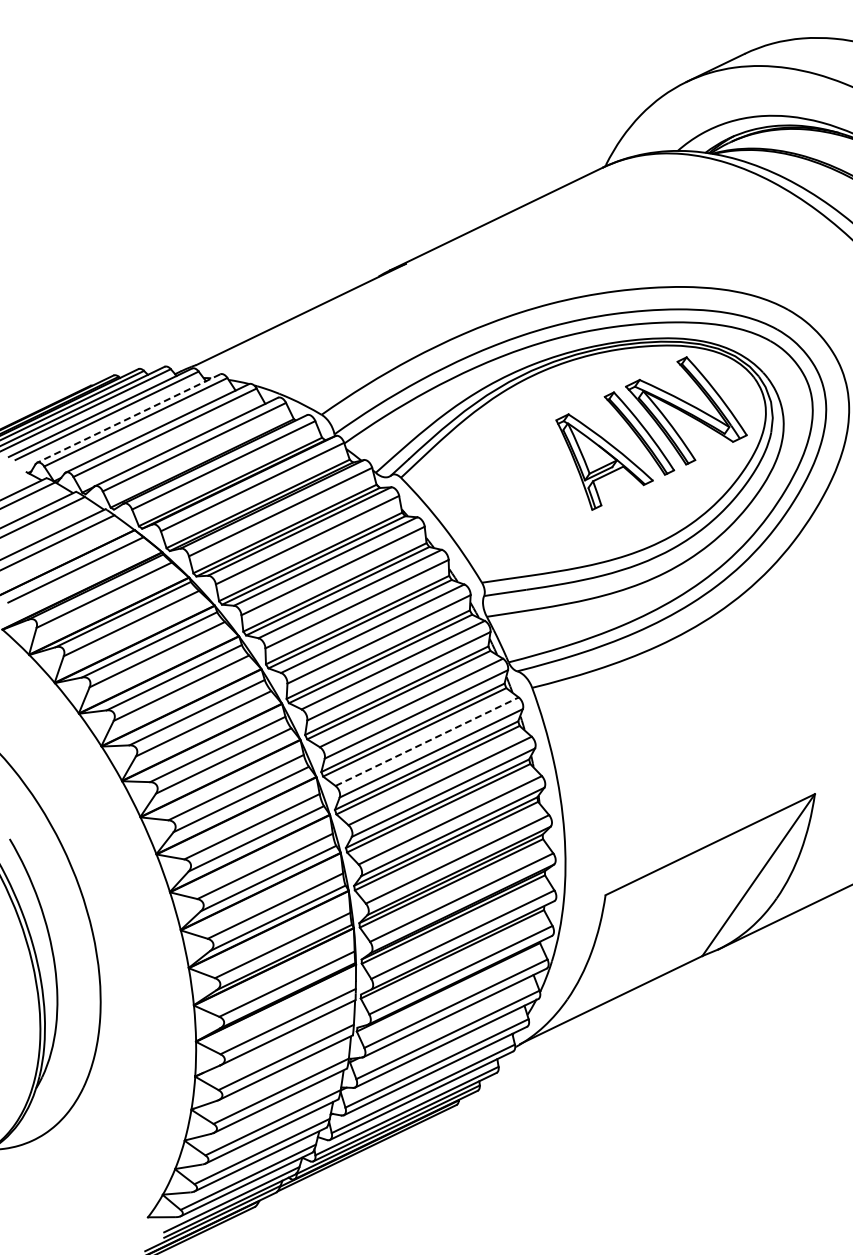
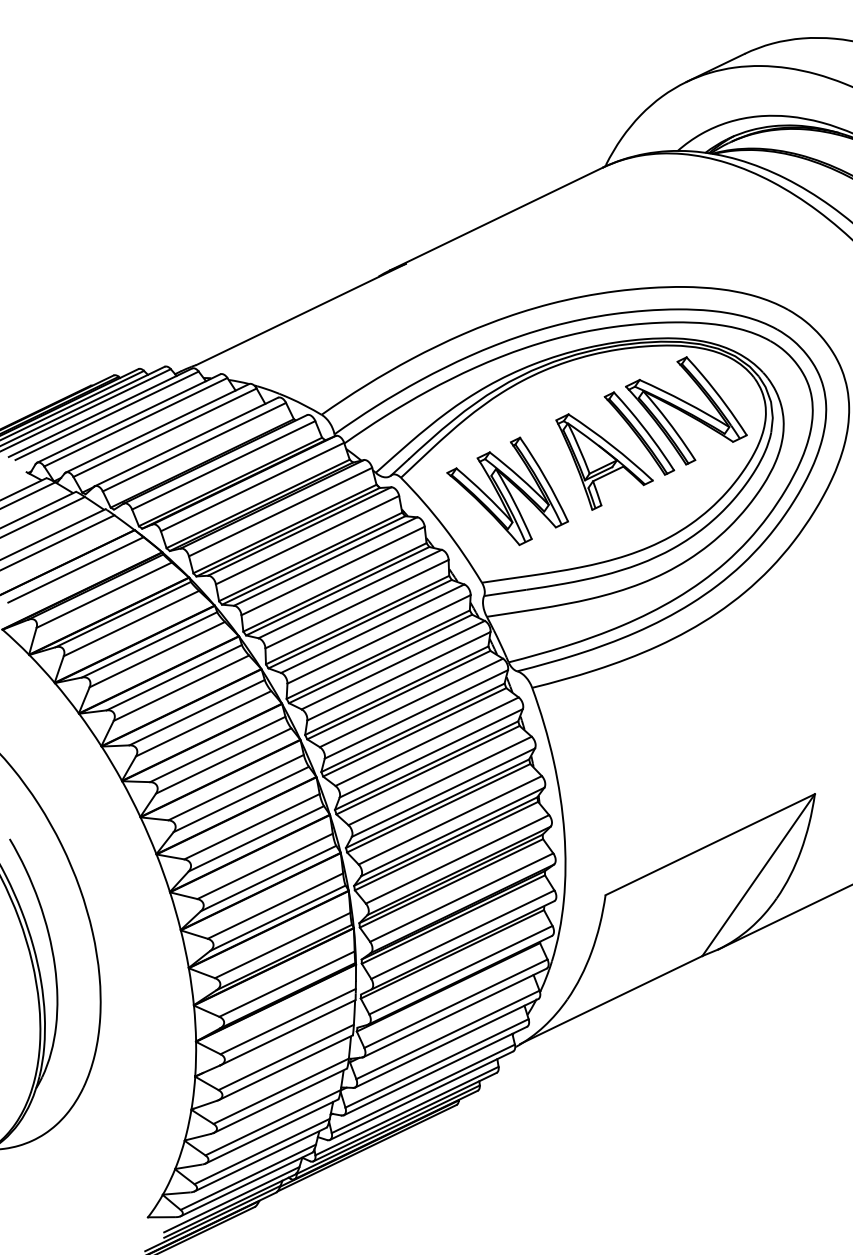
line: dashed -> solid (128, 418)
part: none -> present (507, 491)
line: dashed -> solid (427, 741)
